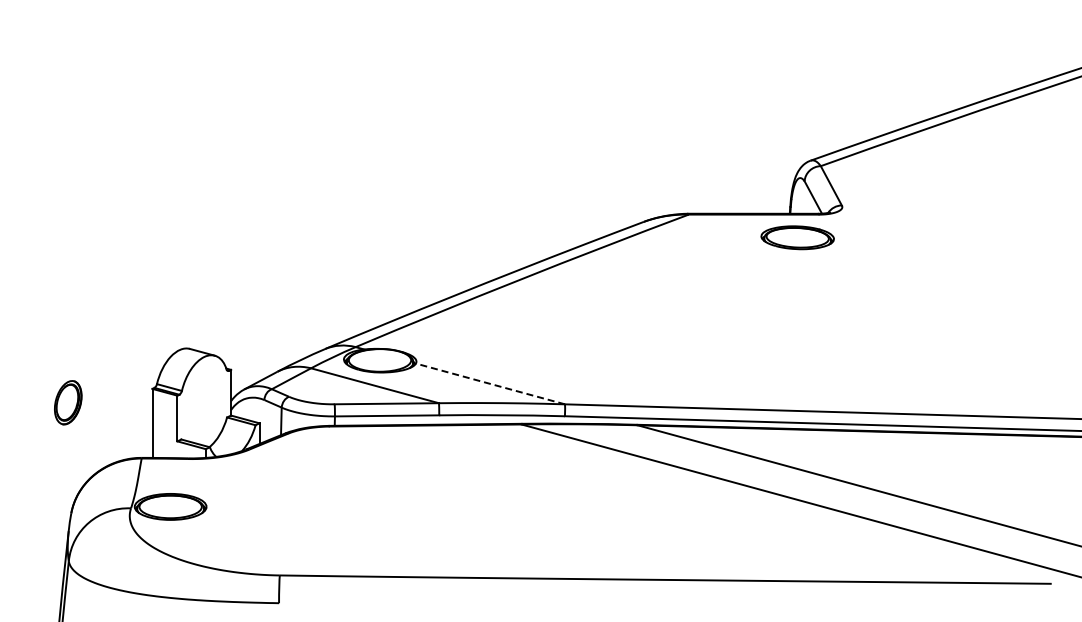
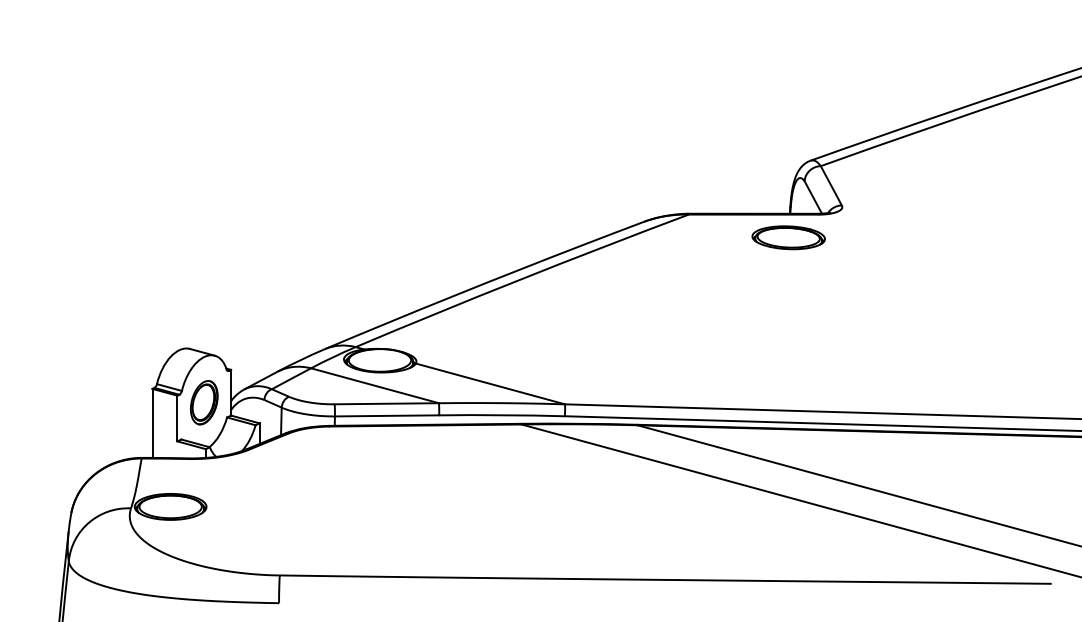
part position: (797, 237) -> (788, 237) (788, 237)
line: dashed -> solid (490, 383)
part position: (68, 402) -> (204, 402) (204, 402)
